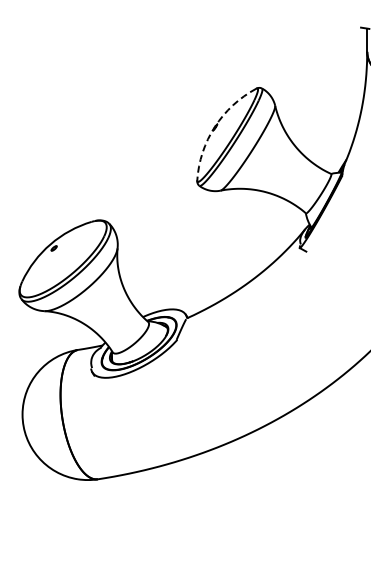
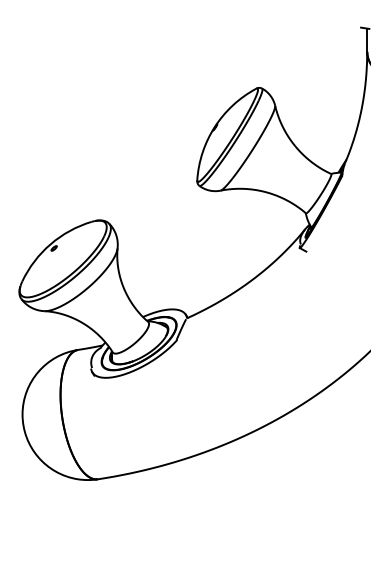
arc: dashed -> solid (214, 126)
